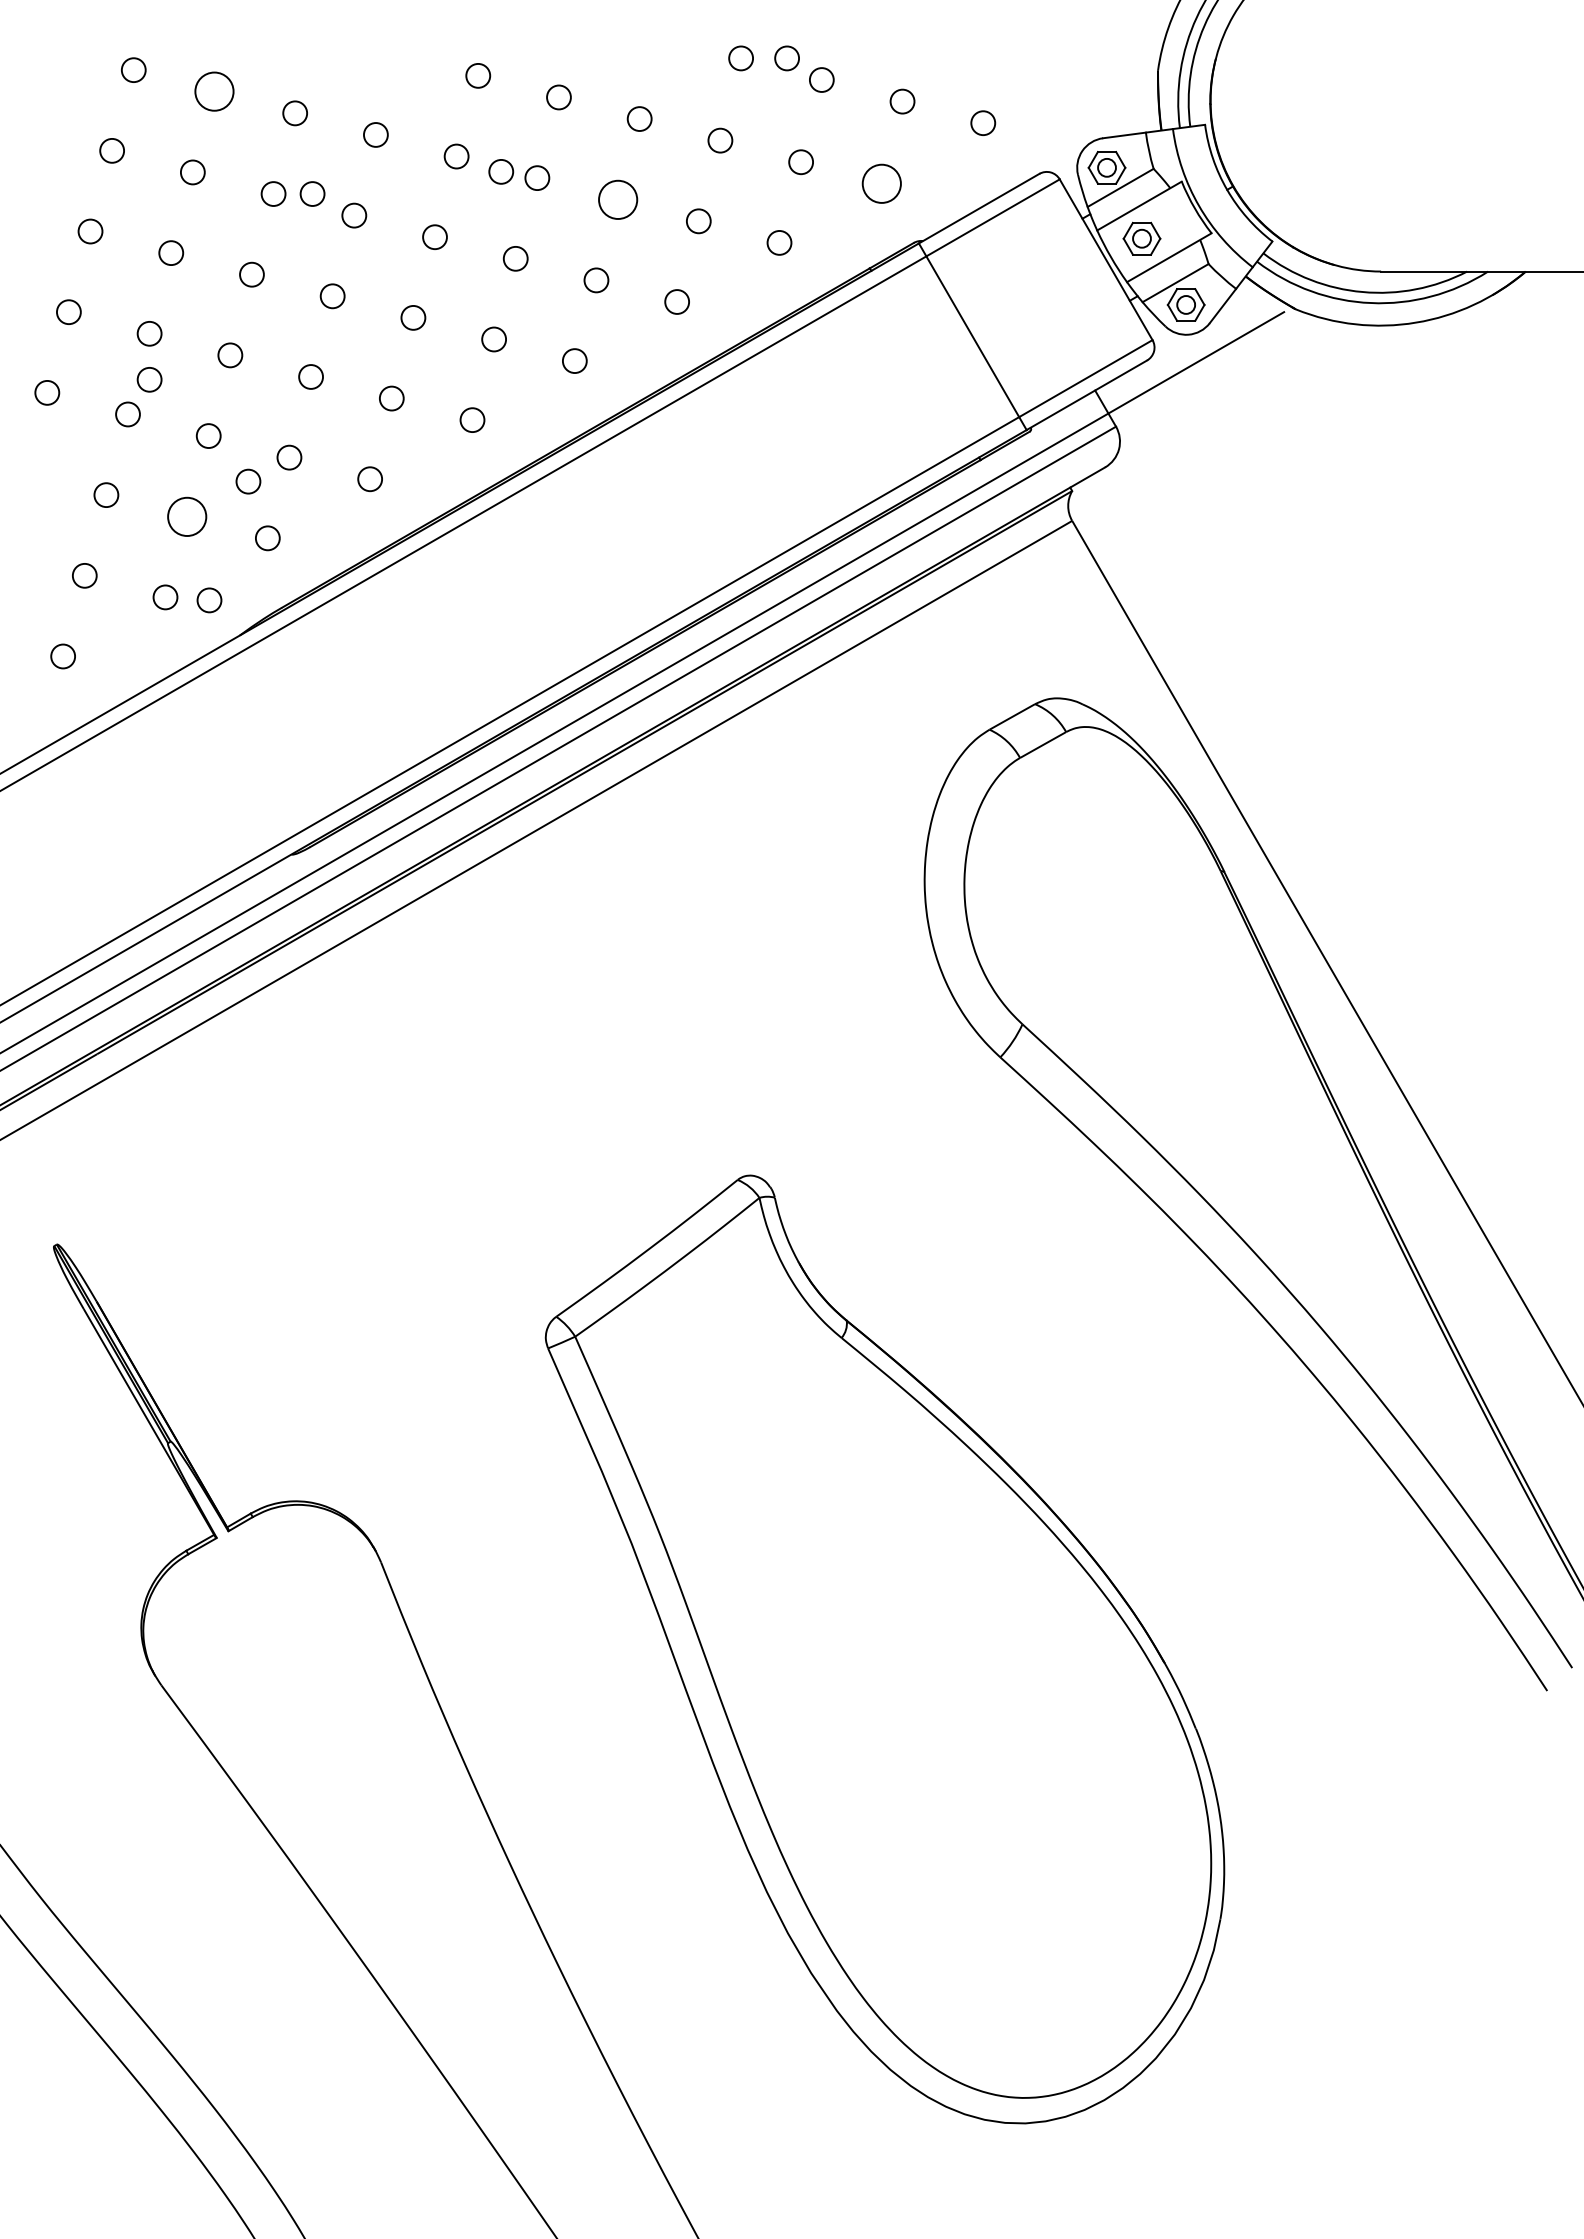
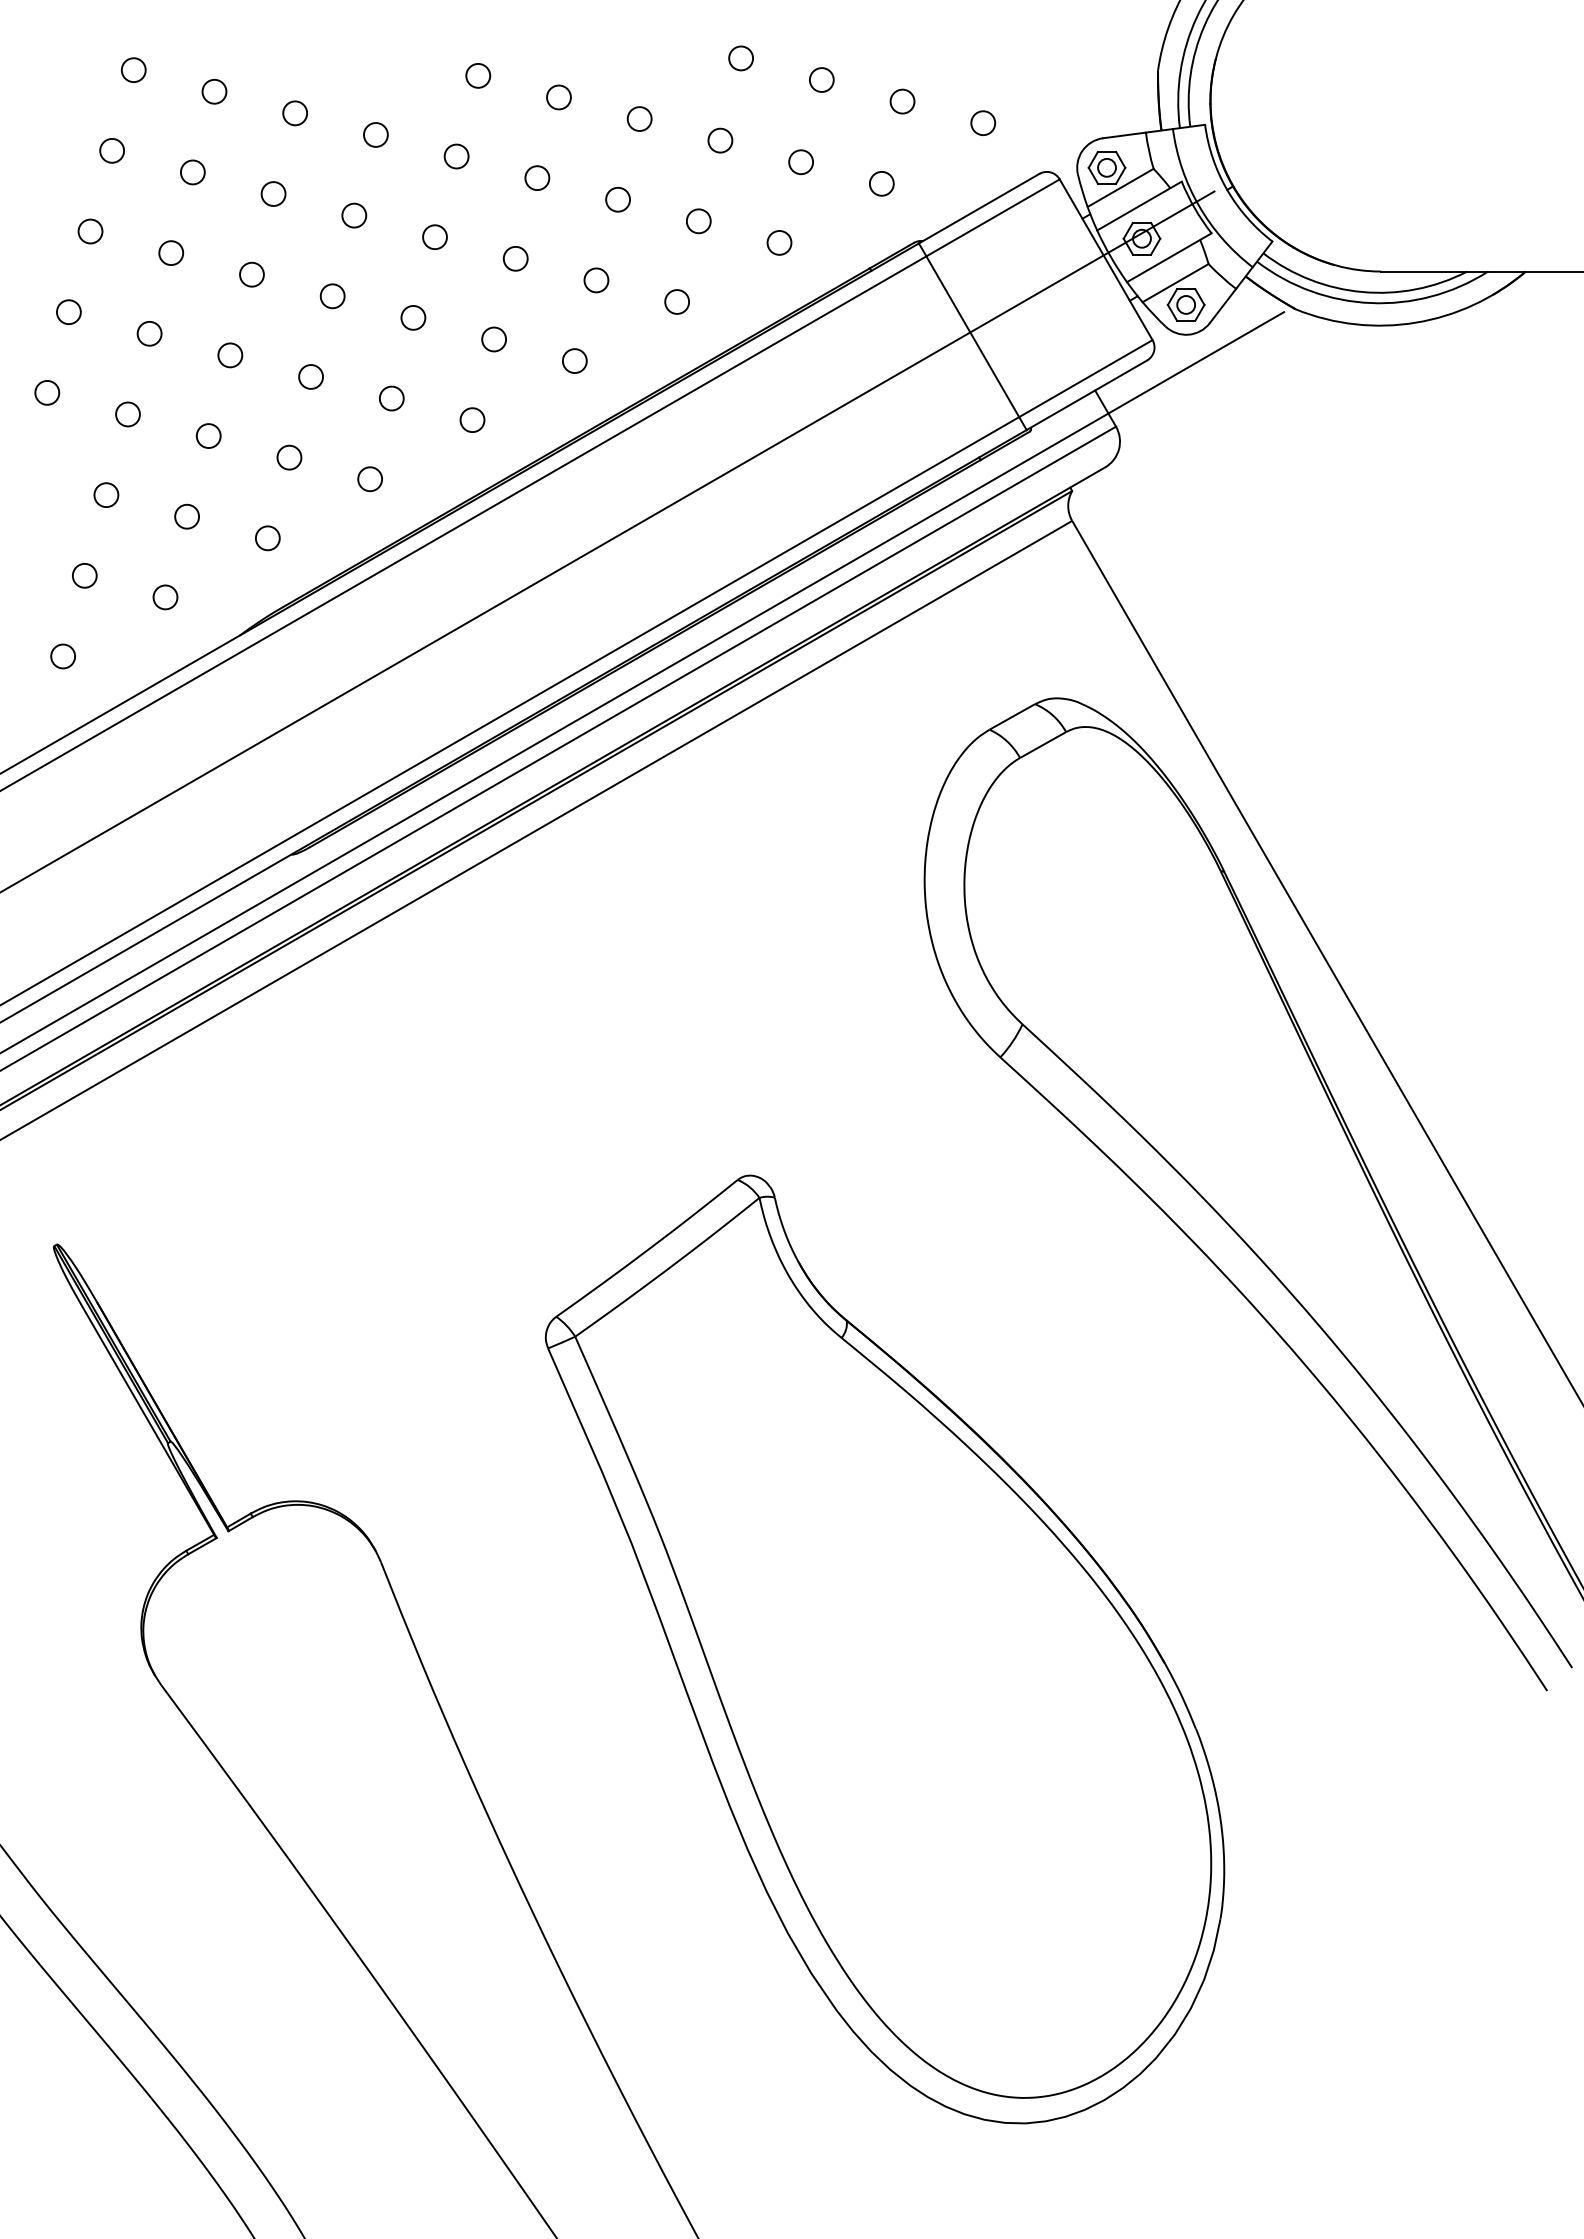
circle: present -> none (786, 58)
circle size: 41x41 px -> 27x26 px (214, 91)
circle: present -> none (501, 171)
circle diameter: 38 px -> 24 px (881, 183)
circle: present -> none (312, 193)
circle size: 41x41 px -> 26x27 px (617, 199)
circle: present -> none (149, 379)
circle: present -> none (248, 481)
circle size: 41x41 px -> 26x27 px (186, 516)
line: none -> present (608, 541)
circle: present -> none (209, 600)
